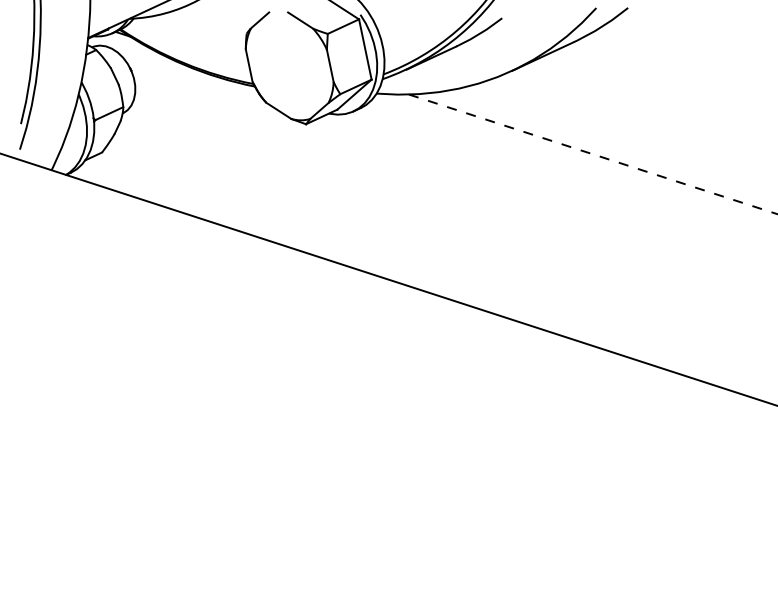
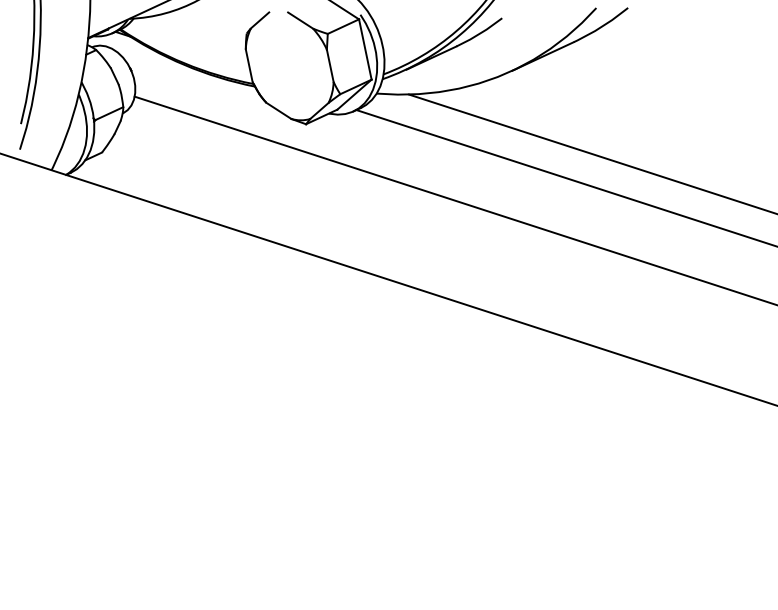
line: dashed -> solid (593, 154)
line: none -> present (565, 177)
line: none -> present (454, 200)
